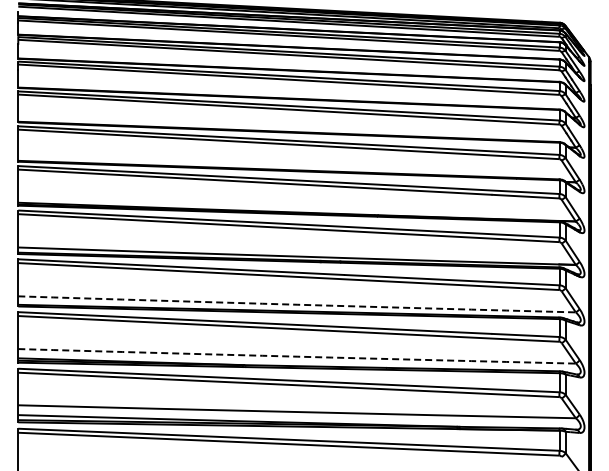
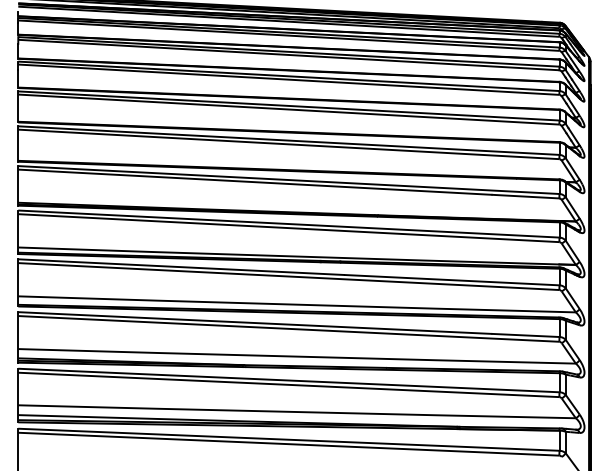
arc: dashed -> solid (297, 304)
arc: dashed -> solid (297, 356)
